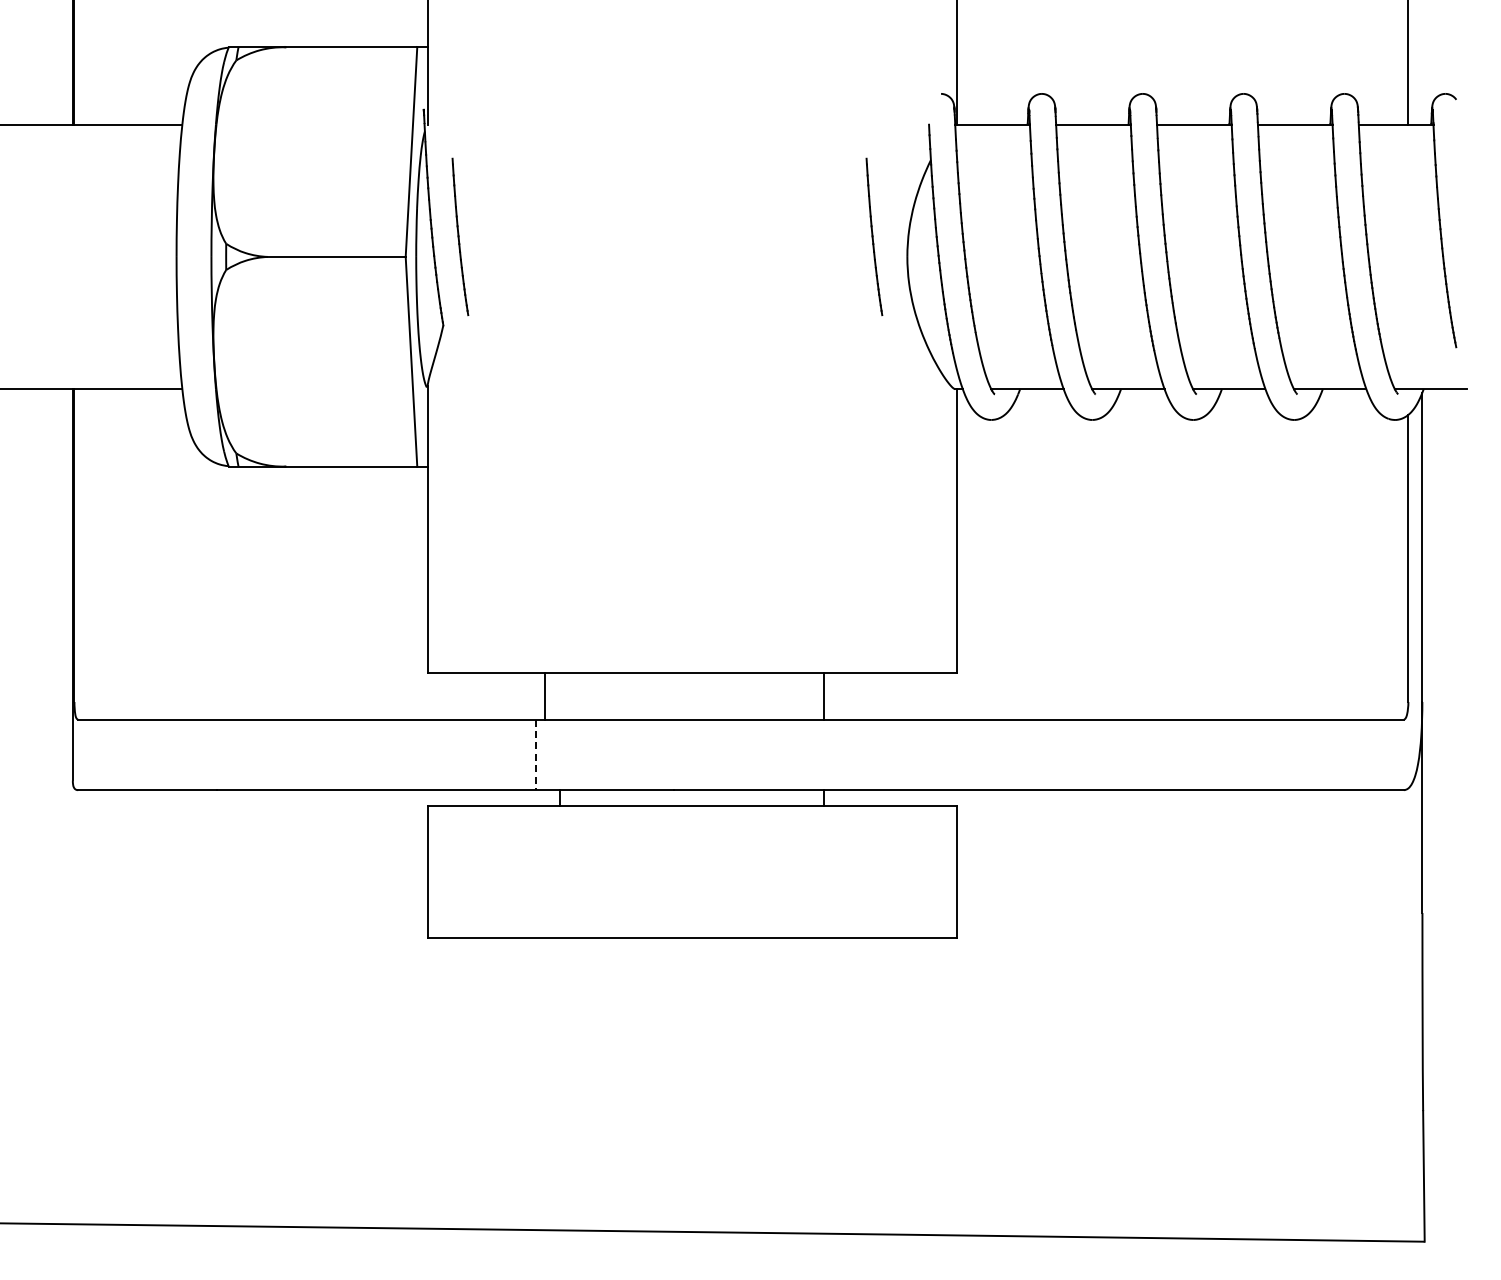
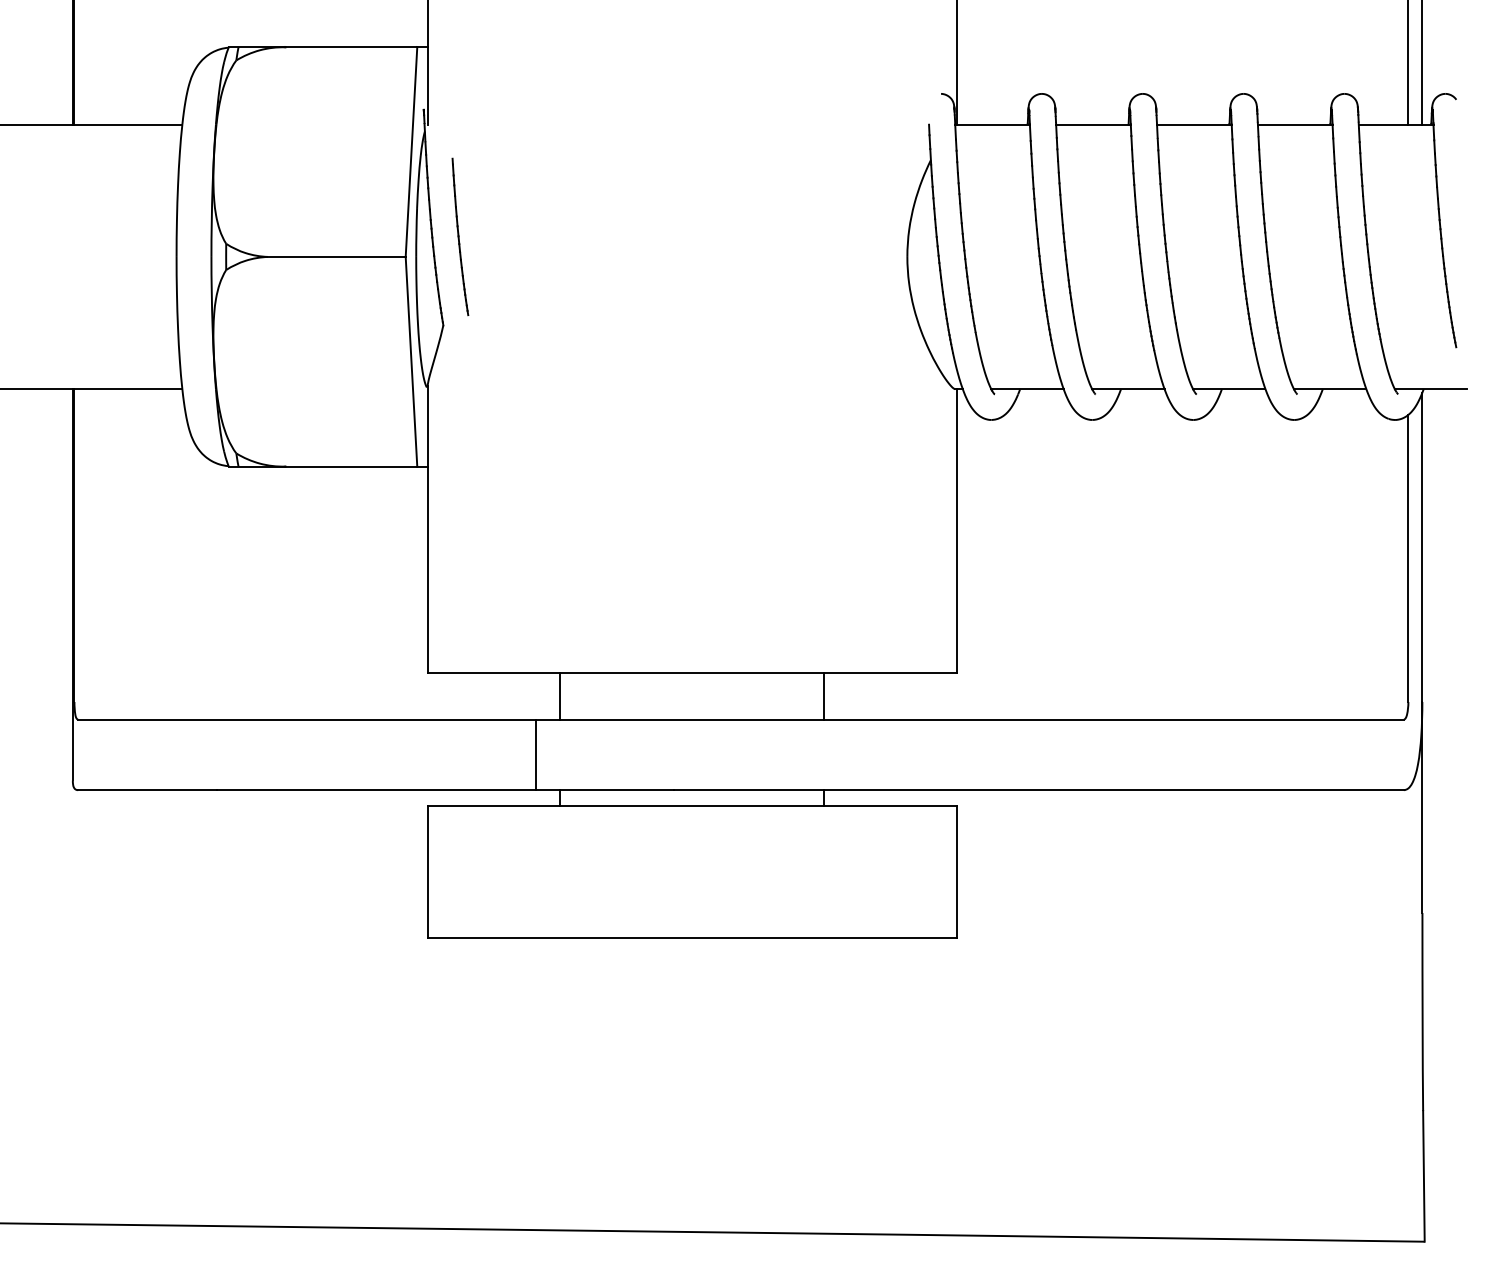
line: none -> present (1422, 63)
part: present -> none (874, 236)
line position: (544, 696) -> (559, 696) (559, 696)
line: dashed -> solid (535, 755)
